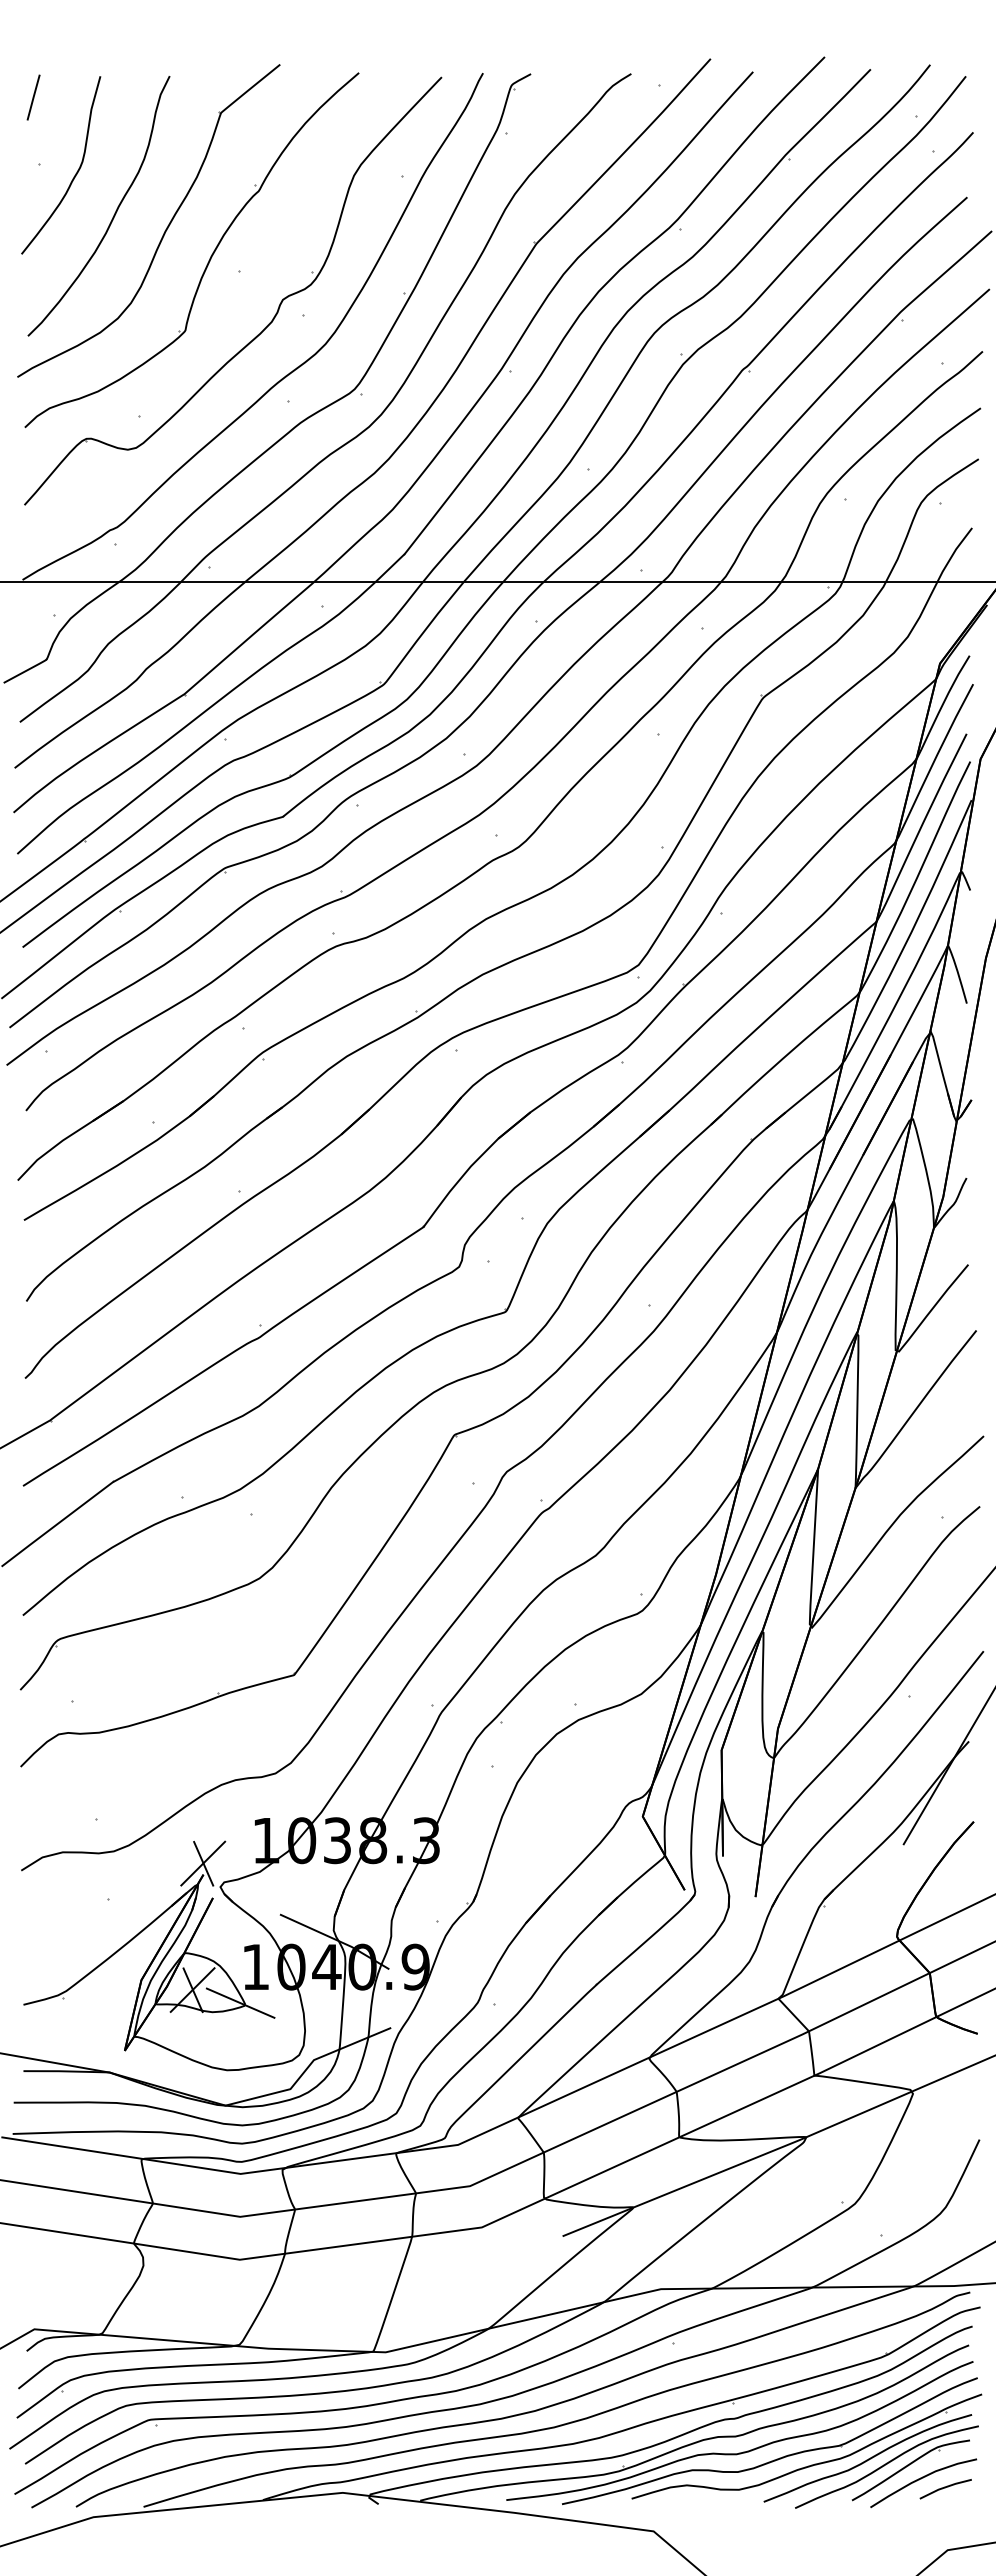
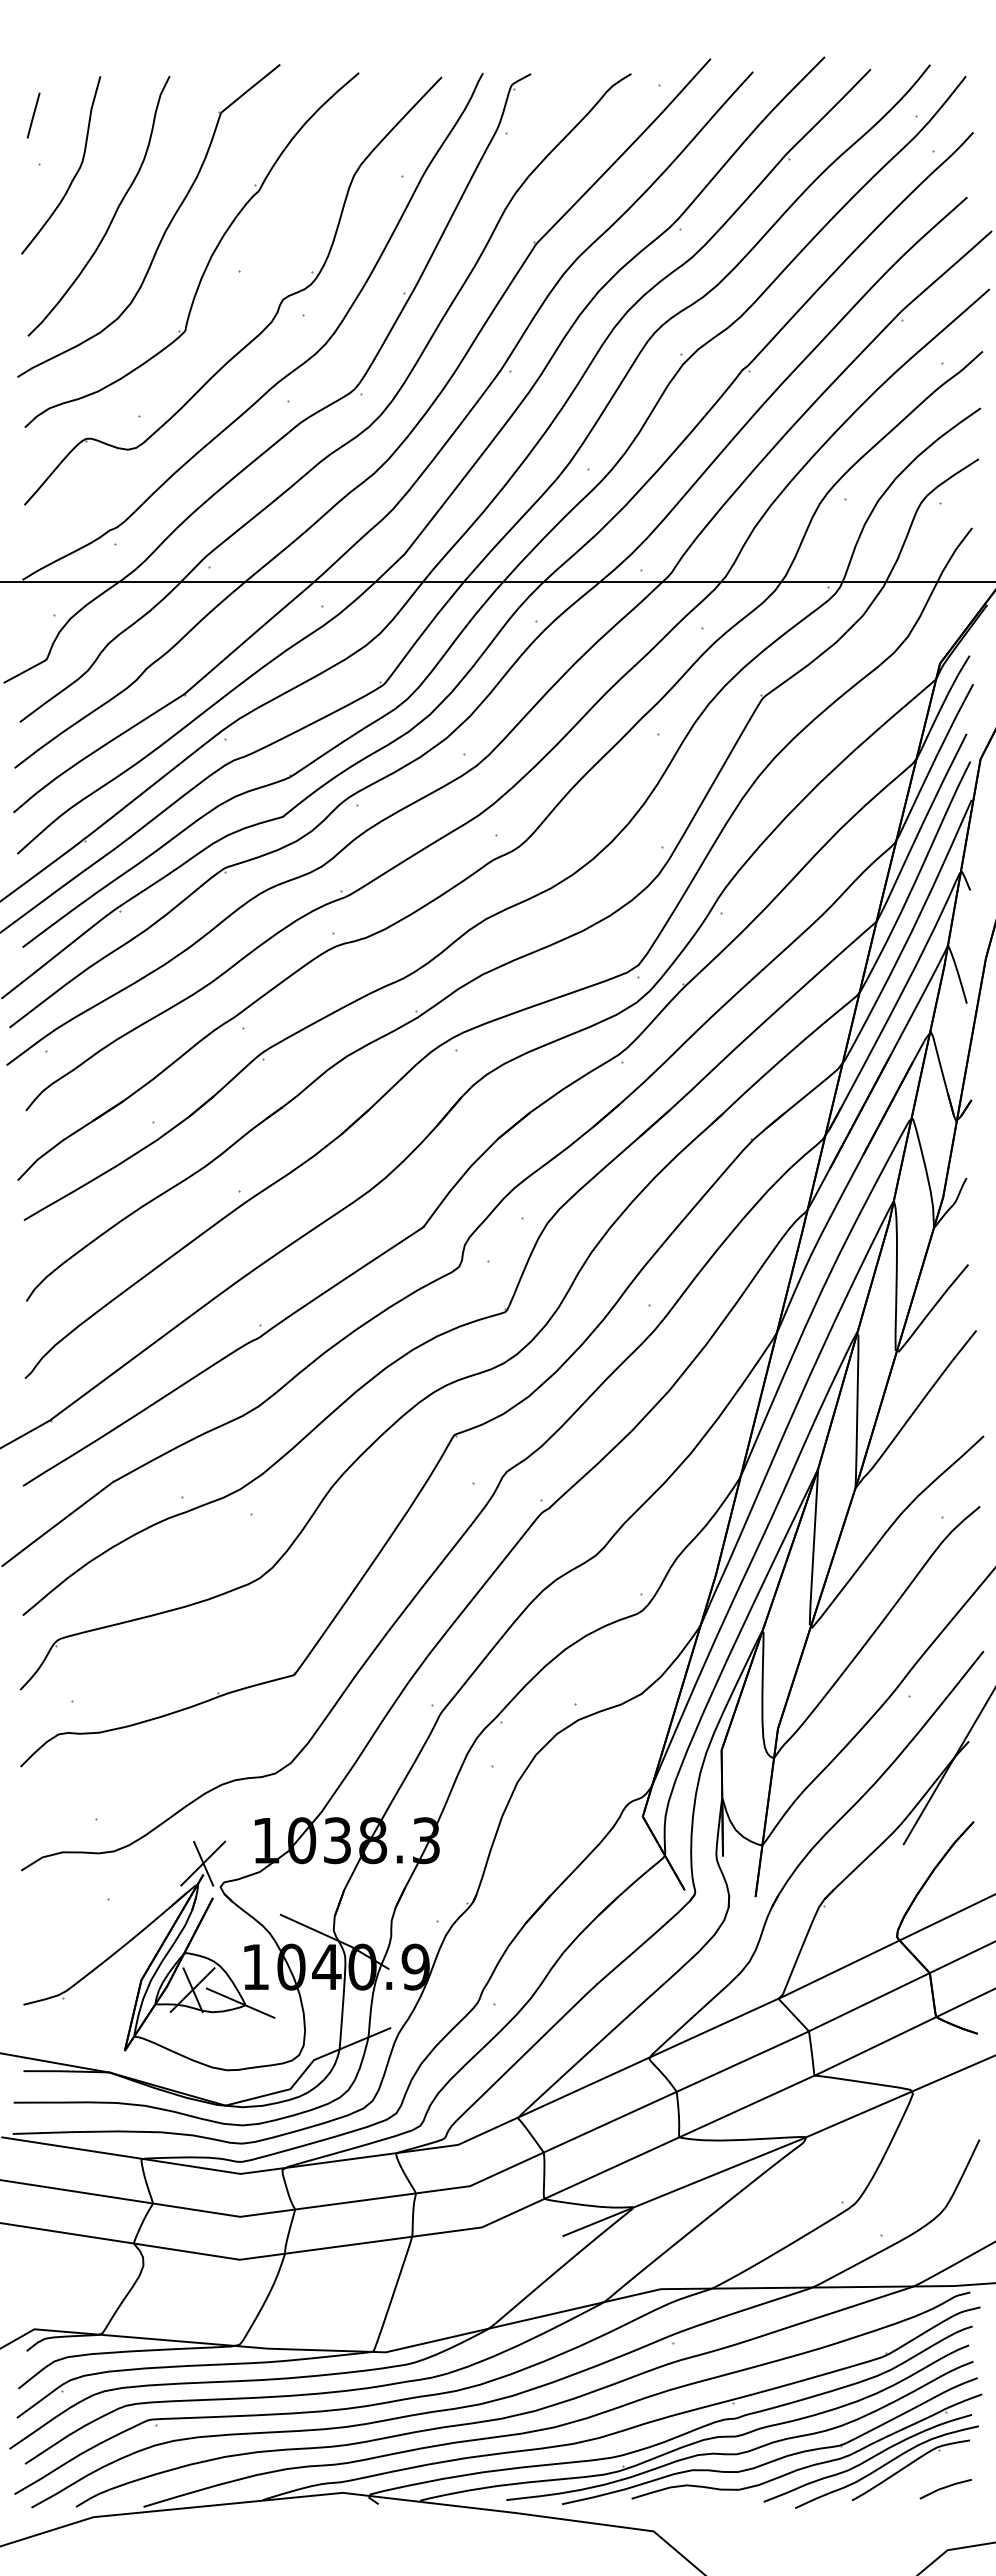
line position: (33, 97) -> (33, 115) (33, 115)
curve: present -> none (921, 2479)
